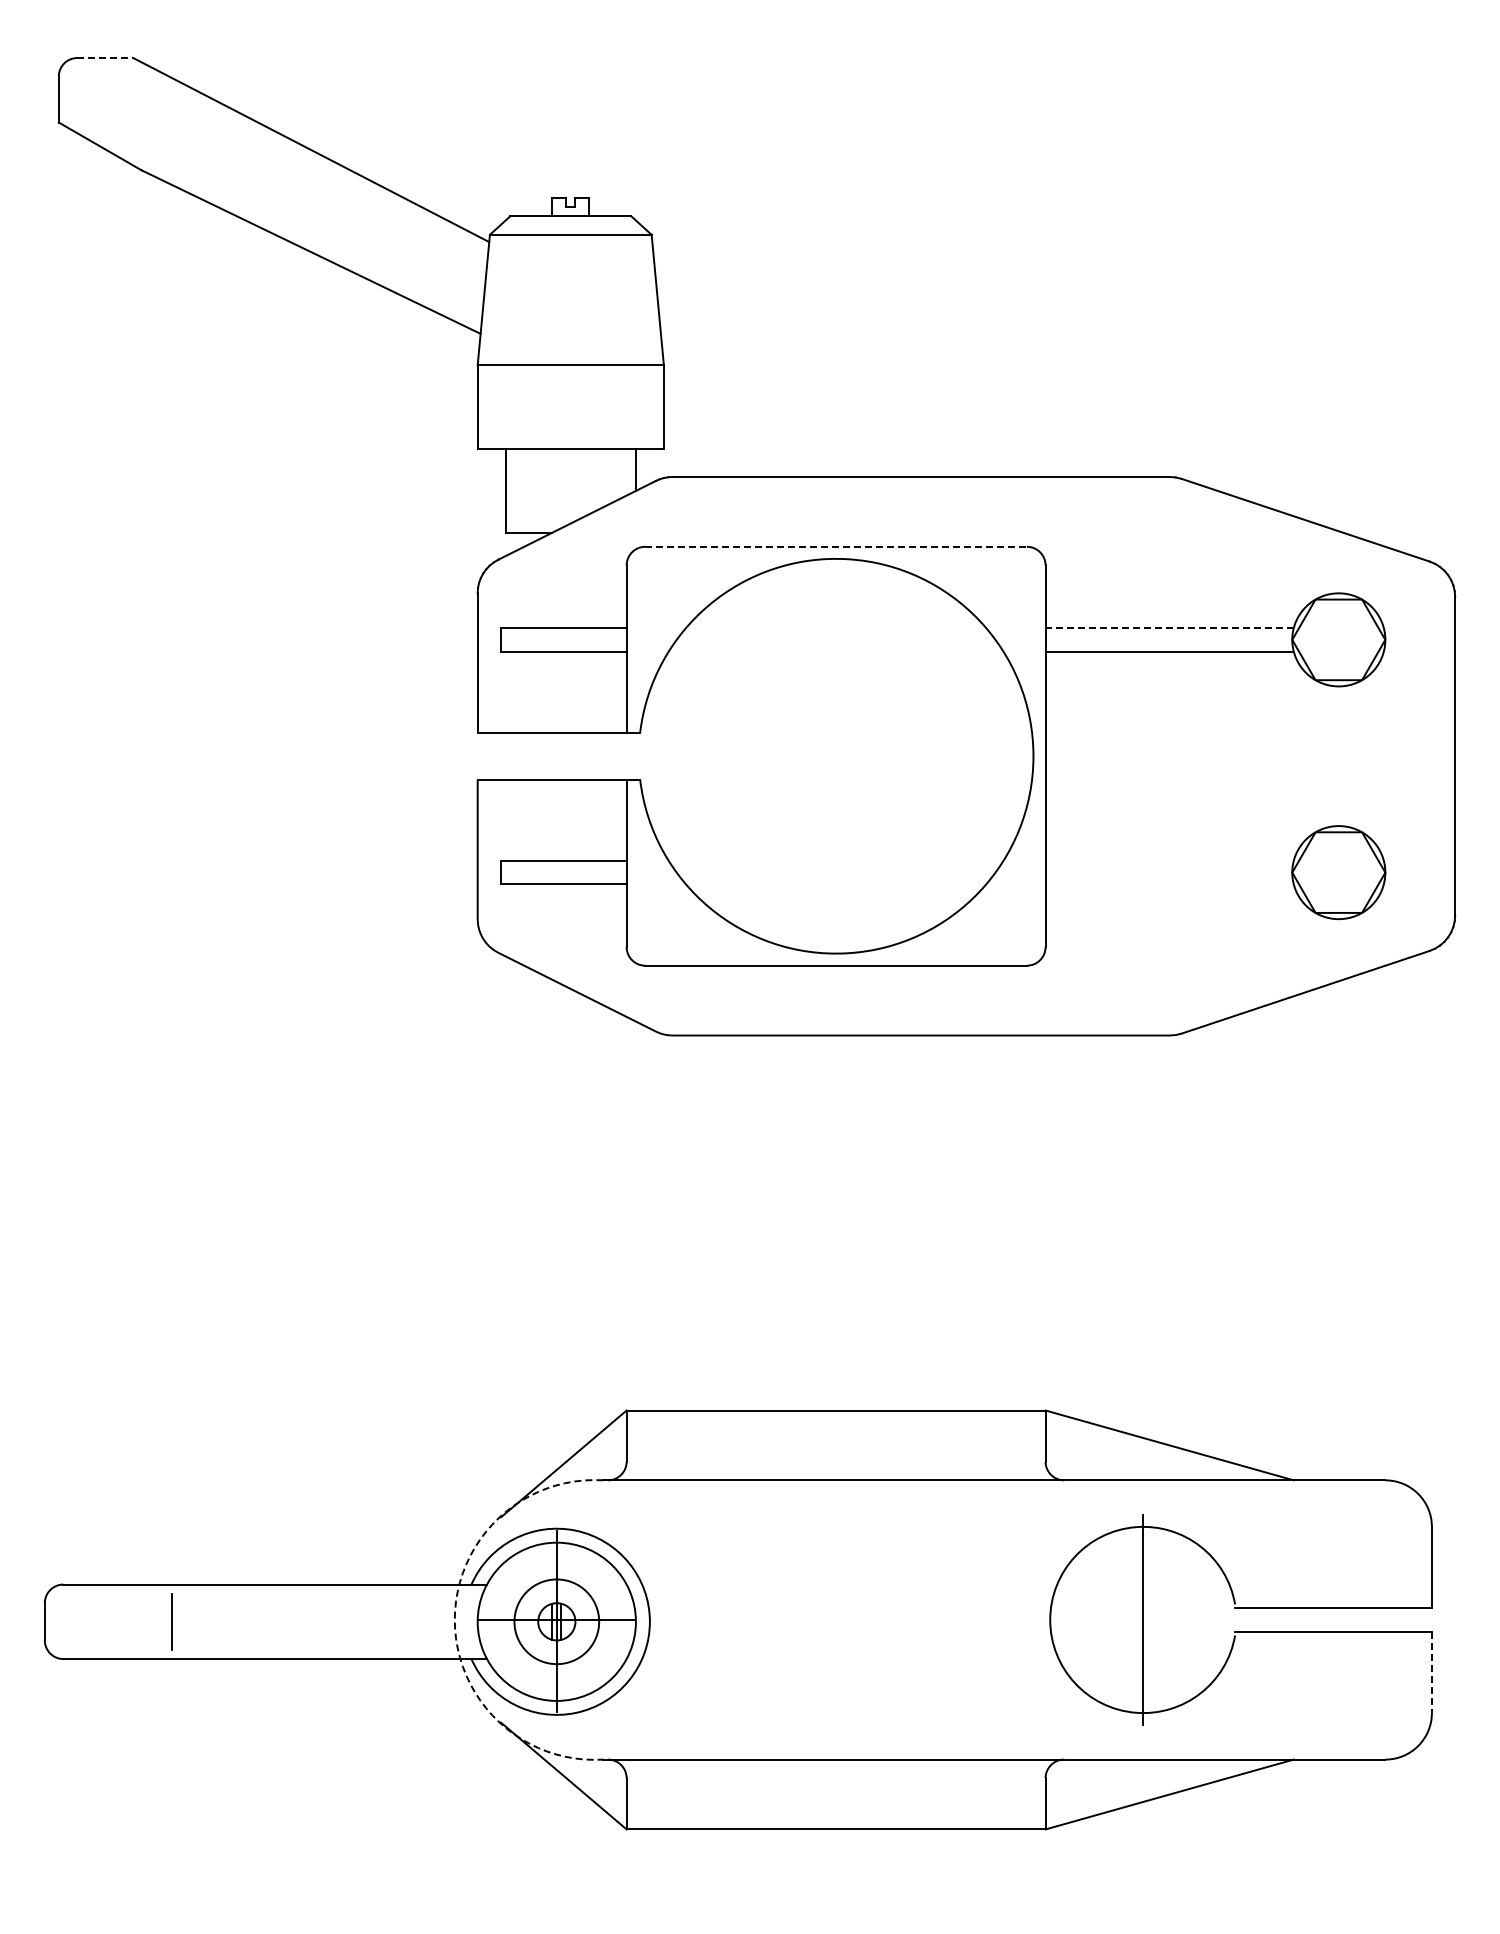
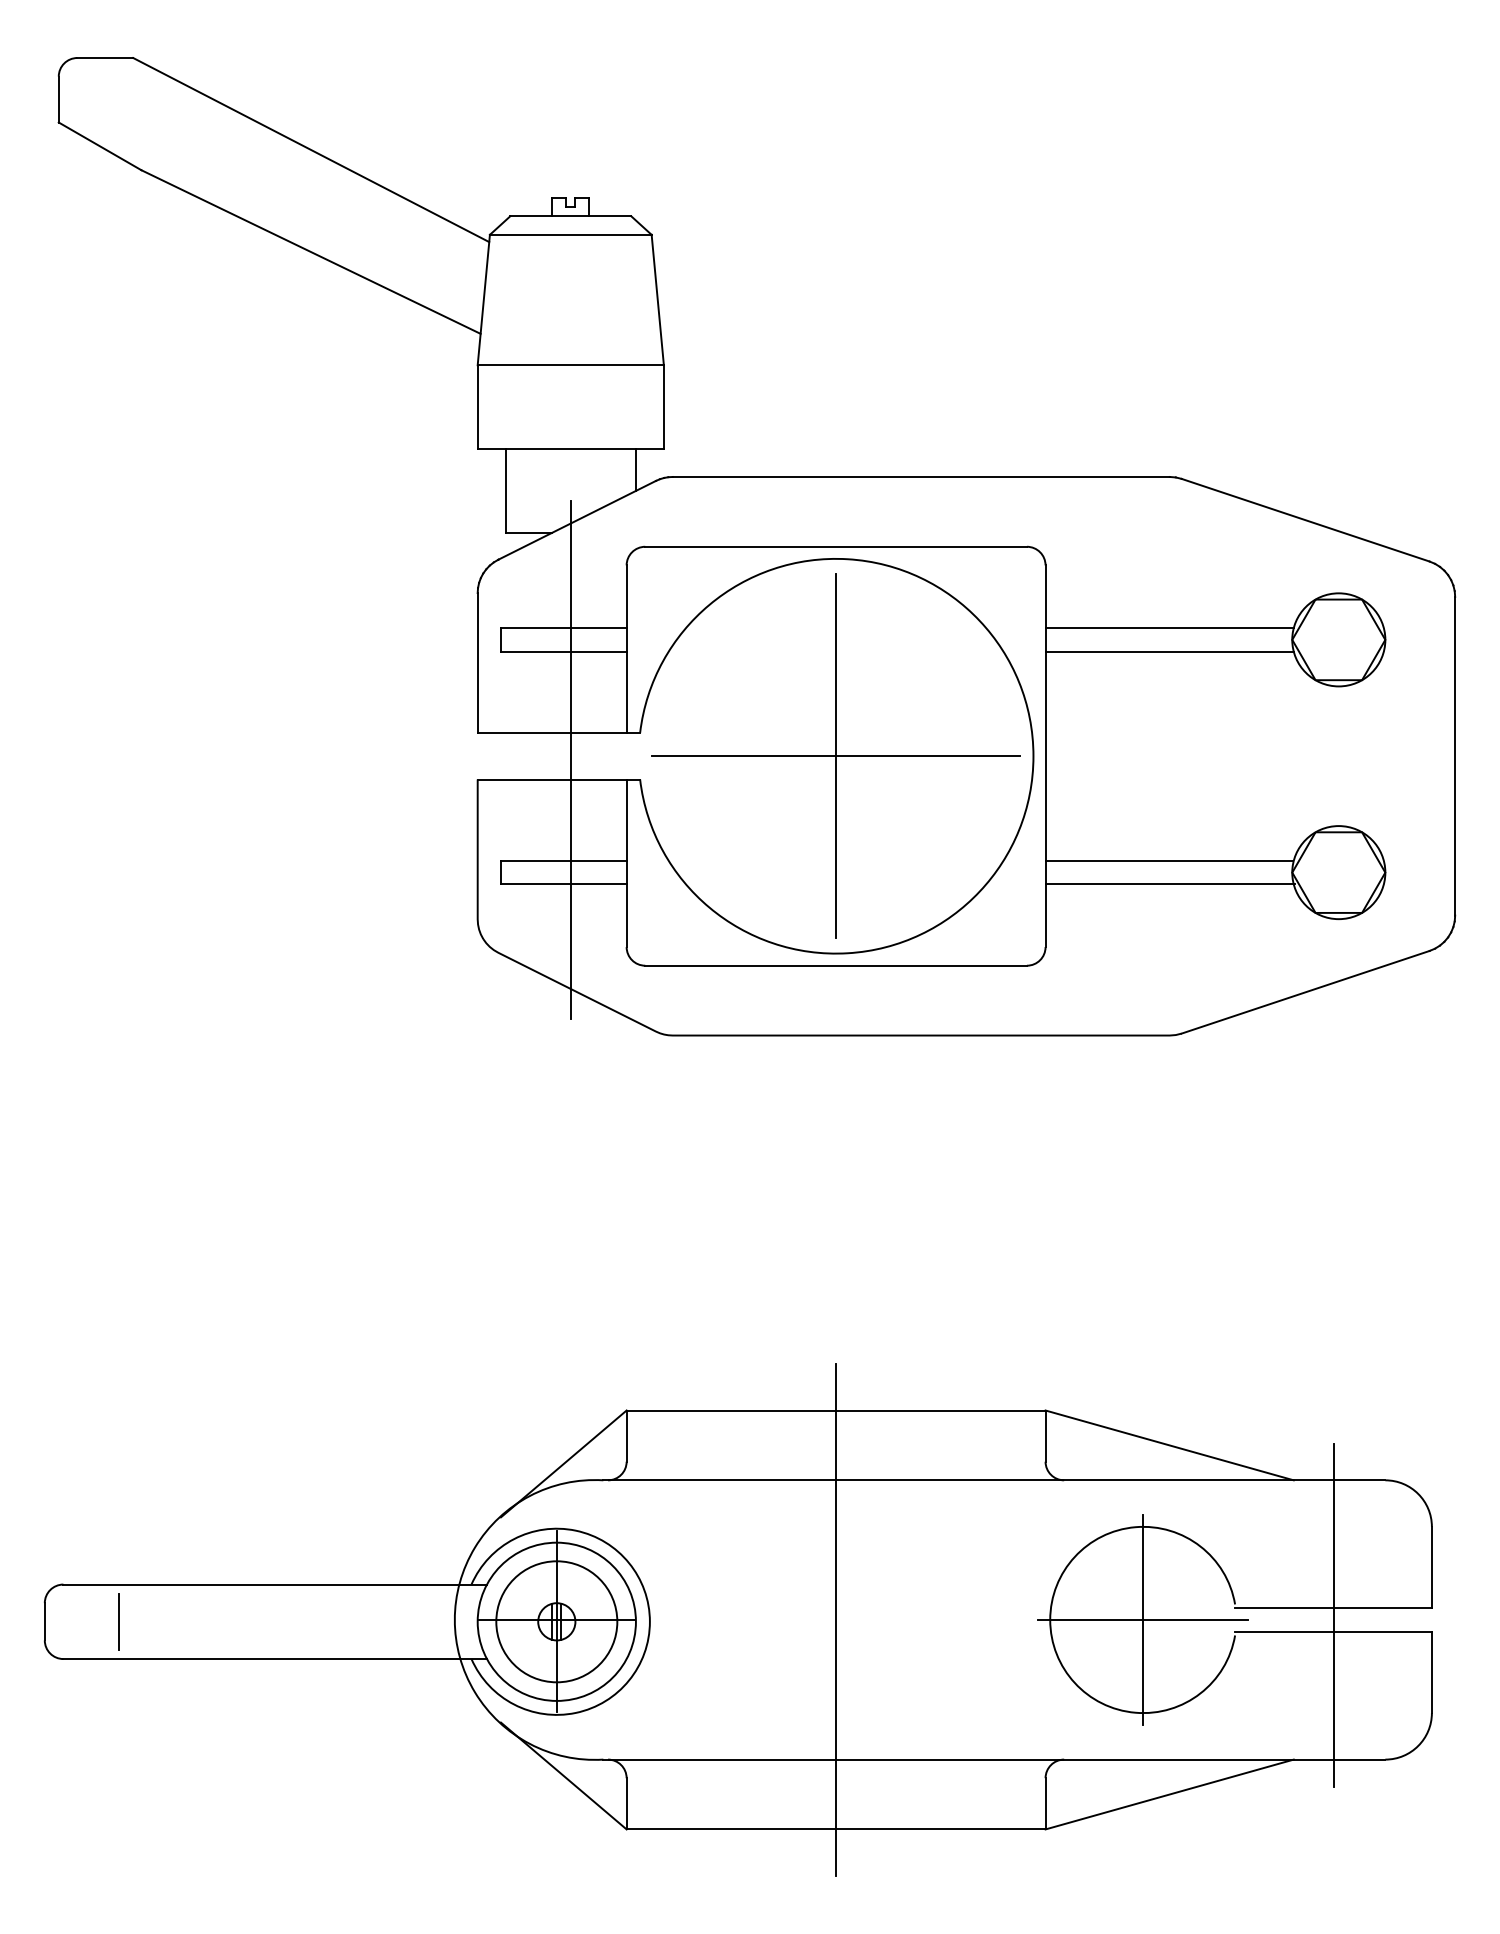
line: dashed -> solid (105, 58)
line: dashed -> solid (836, 546)
line: dashed -> solid (1169, 628)
part: none -> present (835, 755)
line: none -> present (570, 759)
line: none -> present (1169, 860)
line: none -> present (1170, 884)
line: none -> present (1334, 1615)
arc: dashed -> solid (454, 1619)
line: none -> present (836, 1619)
line: none -> present (1143, 1619)
line position: (171, 1621) -> (118, 1621) (118, 1621)
circle diameter: 85 px -> 121 px (556, 1621)
line: dashed -> solid (1431, 1672)
